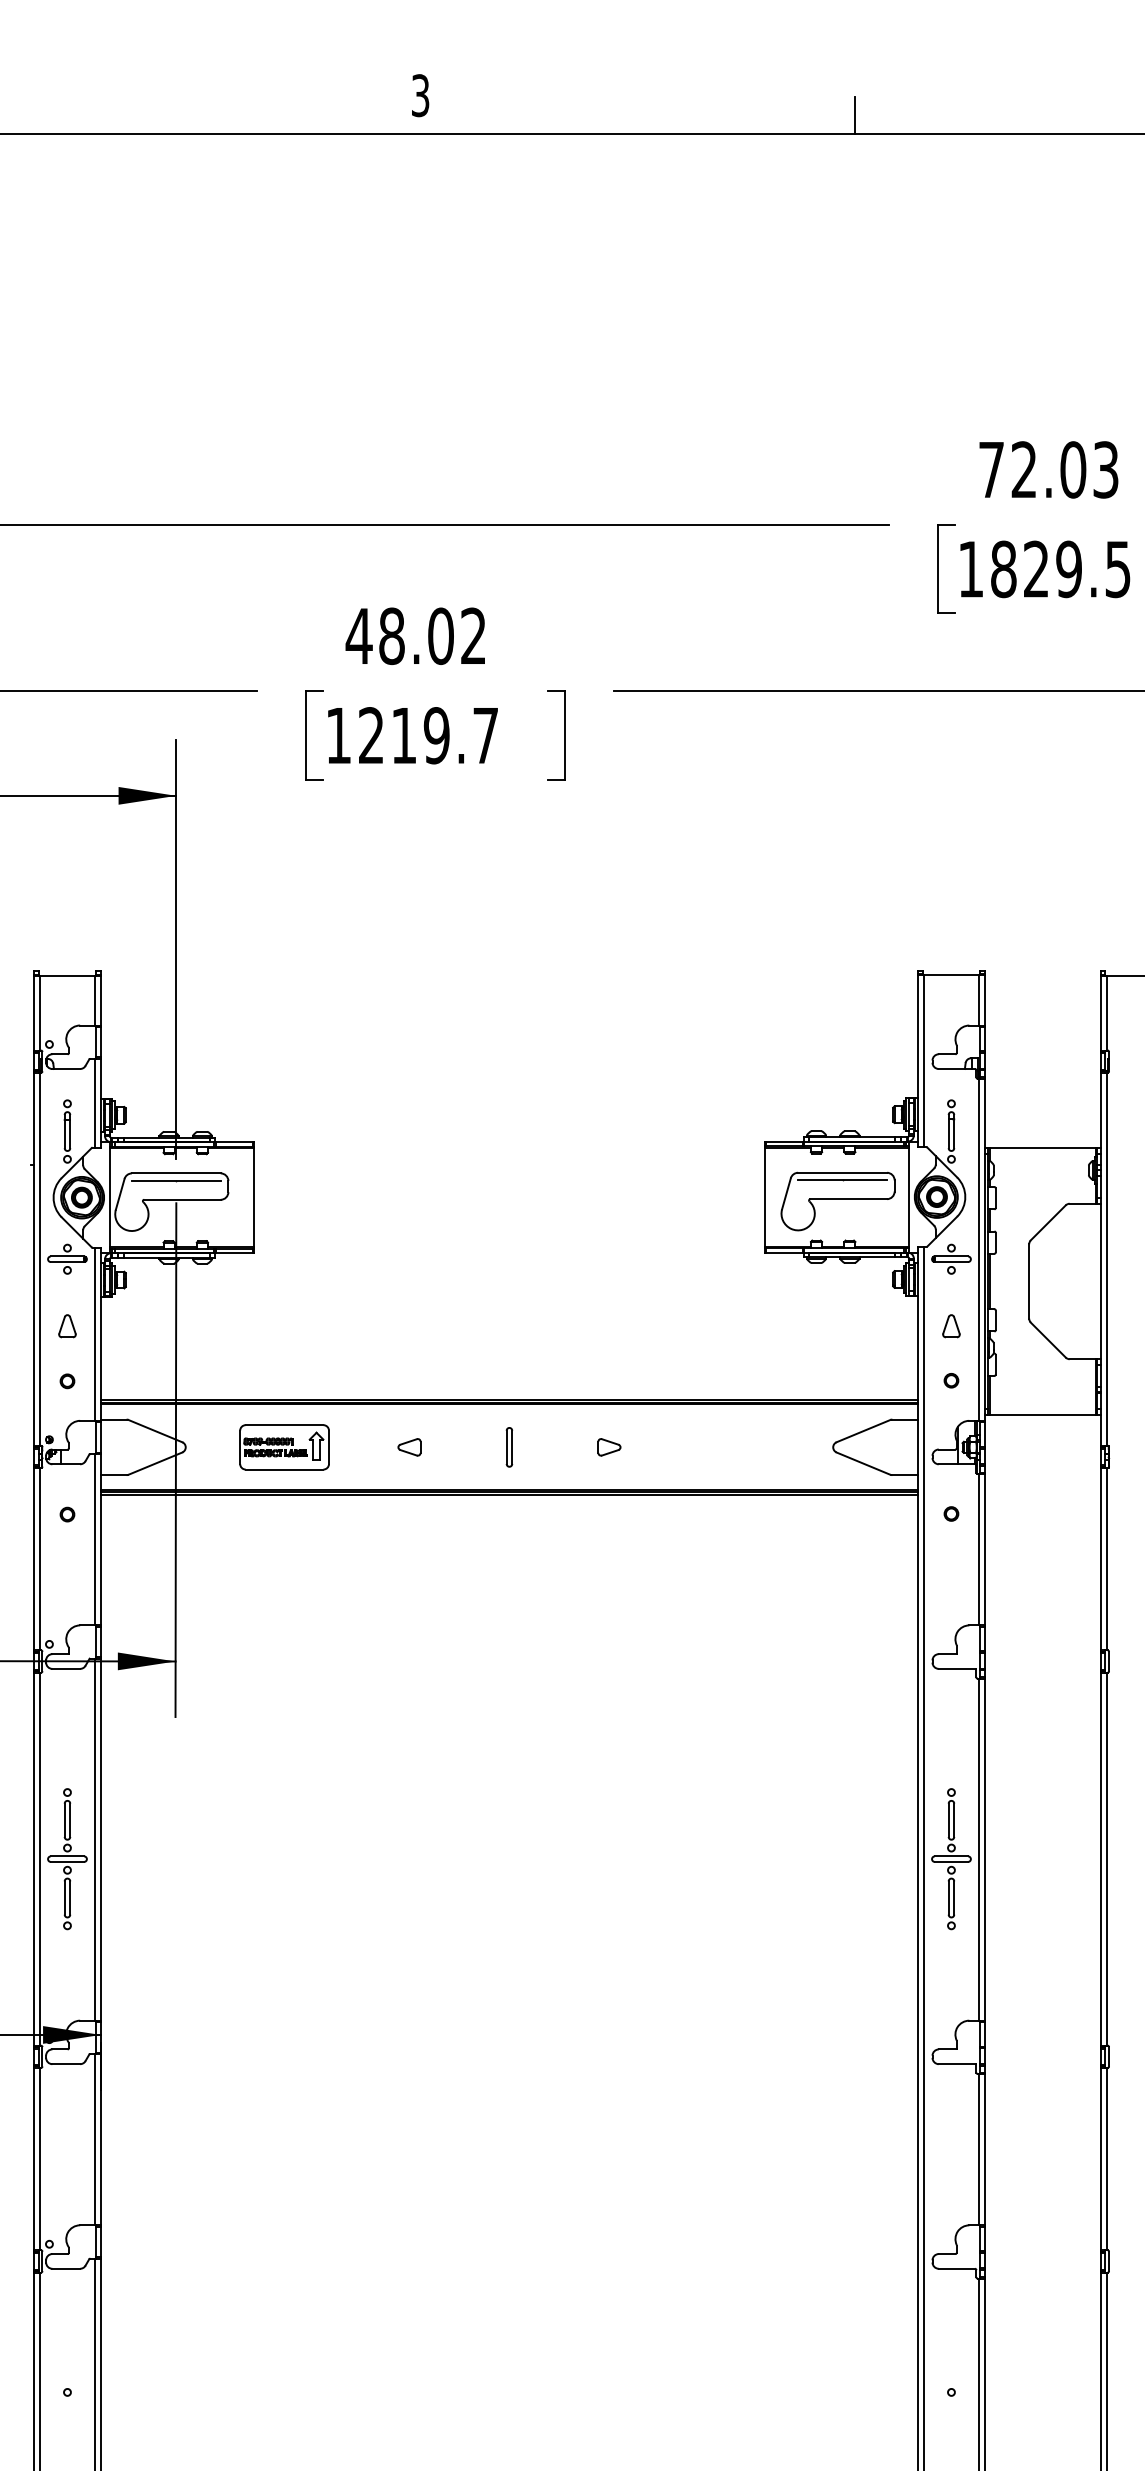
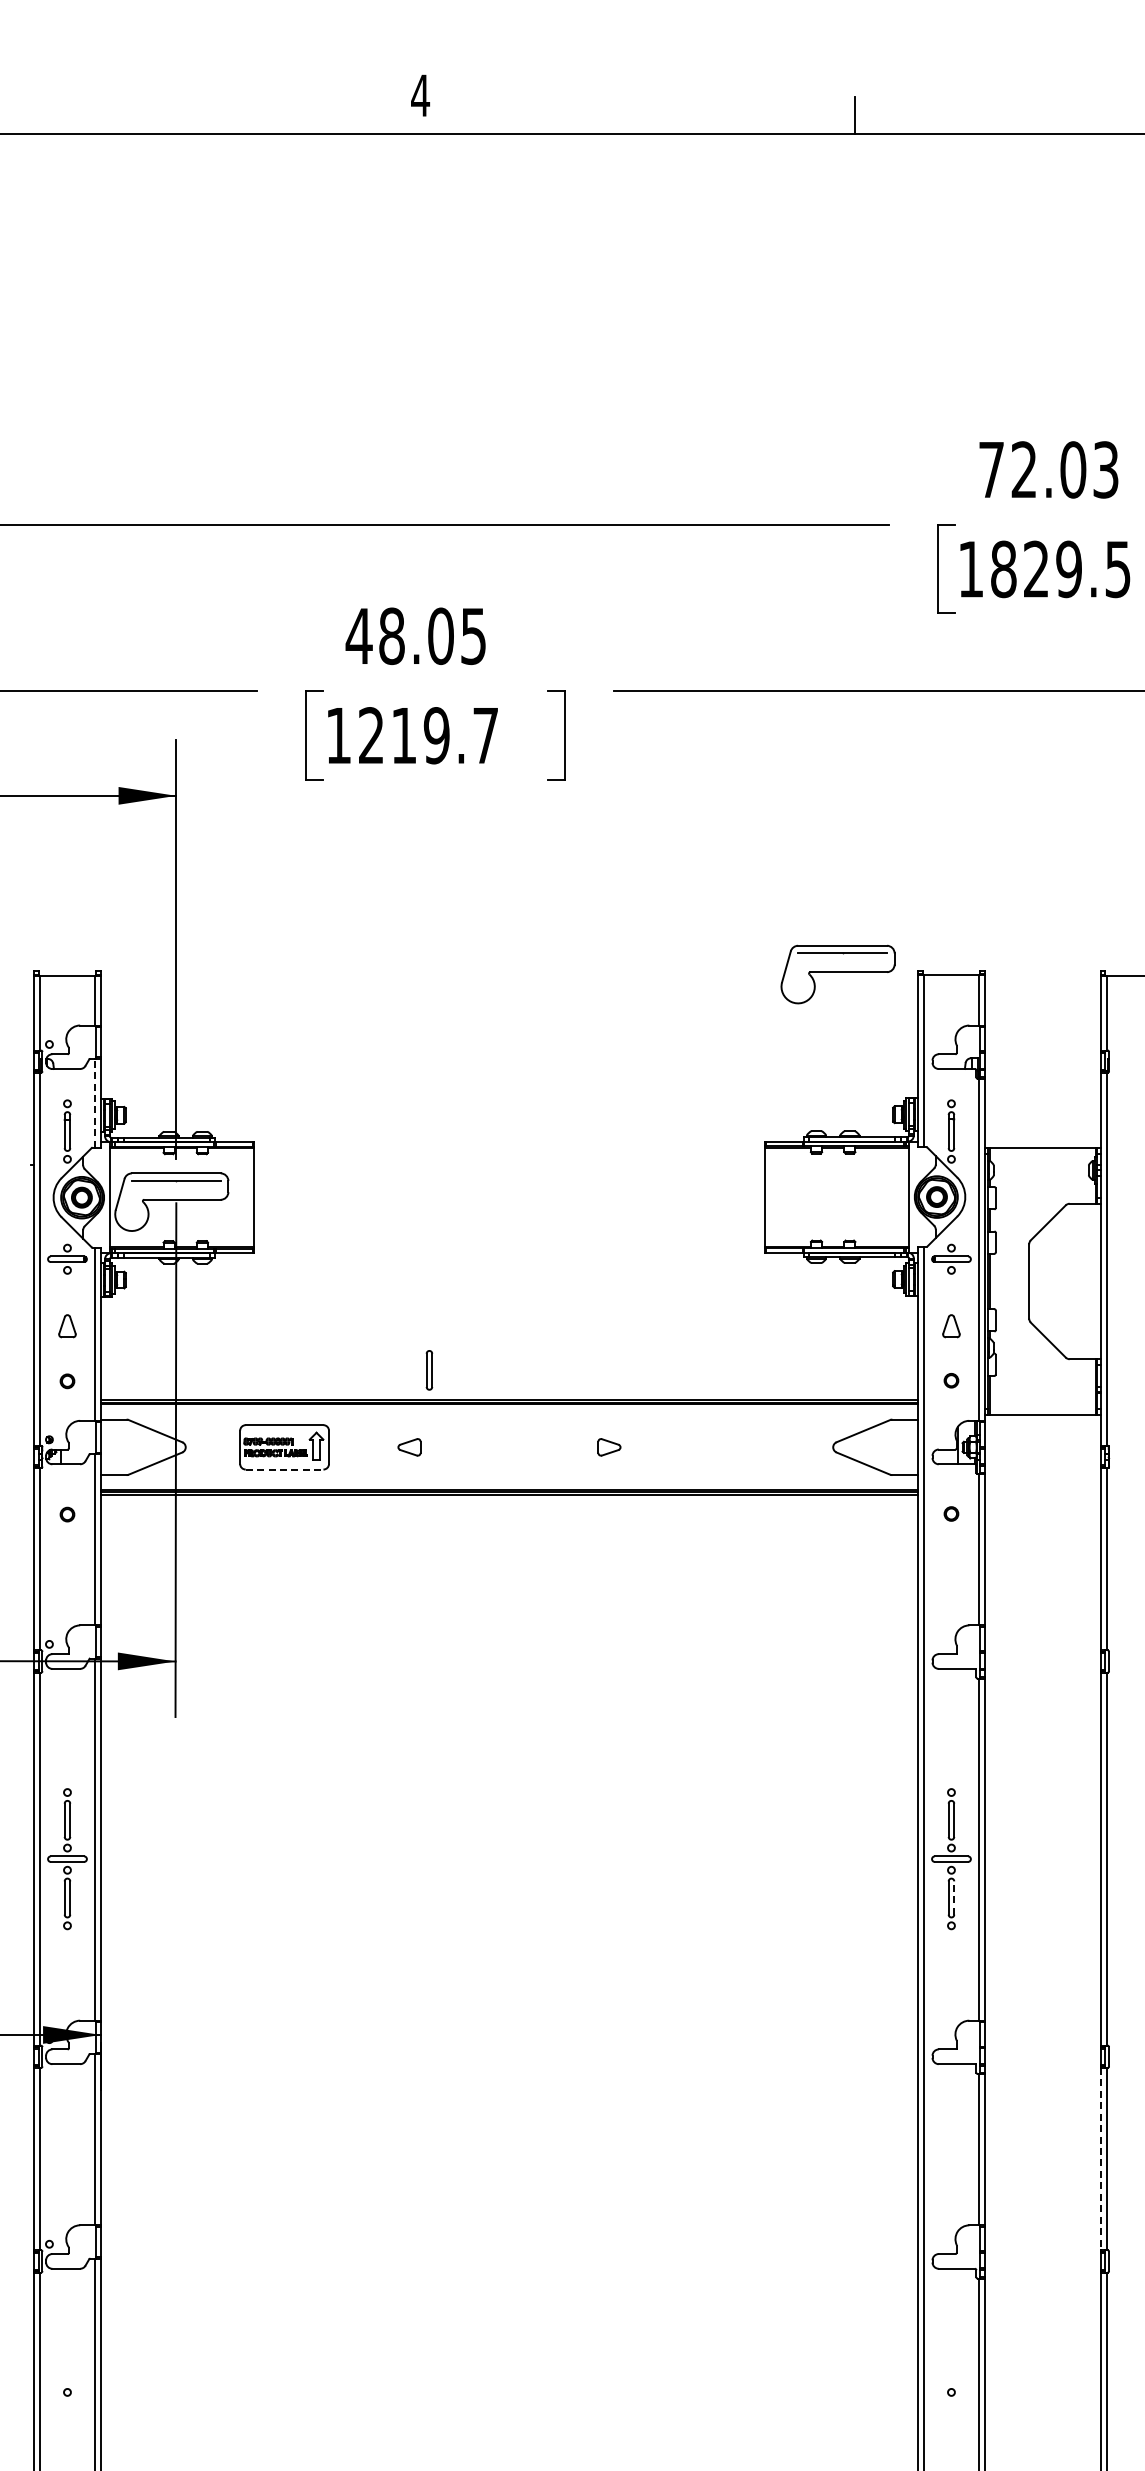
text: 3 -> 4 (420, 95)
text: 48.02 -> 48.05 (473, 636)
line: solid -> dashed (94, 1102)
part position: (837, 1201) -> (837, 974) (837, 974)
part position: (509, 1447) -> (429, 1370) (429, 1370)
line: solid -> dashed (284, 1469)
line: solid -> dashed (954, 1898)
line: solid -> dashed (1100, 2159)
